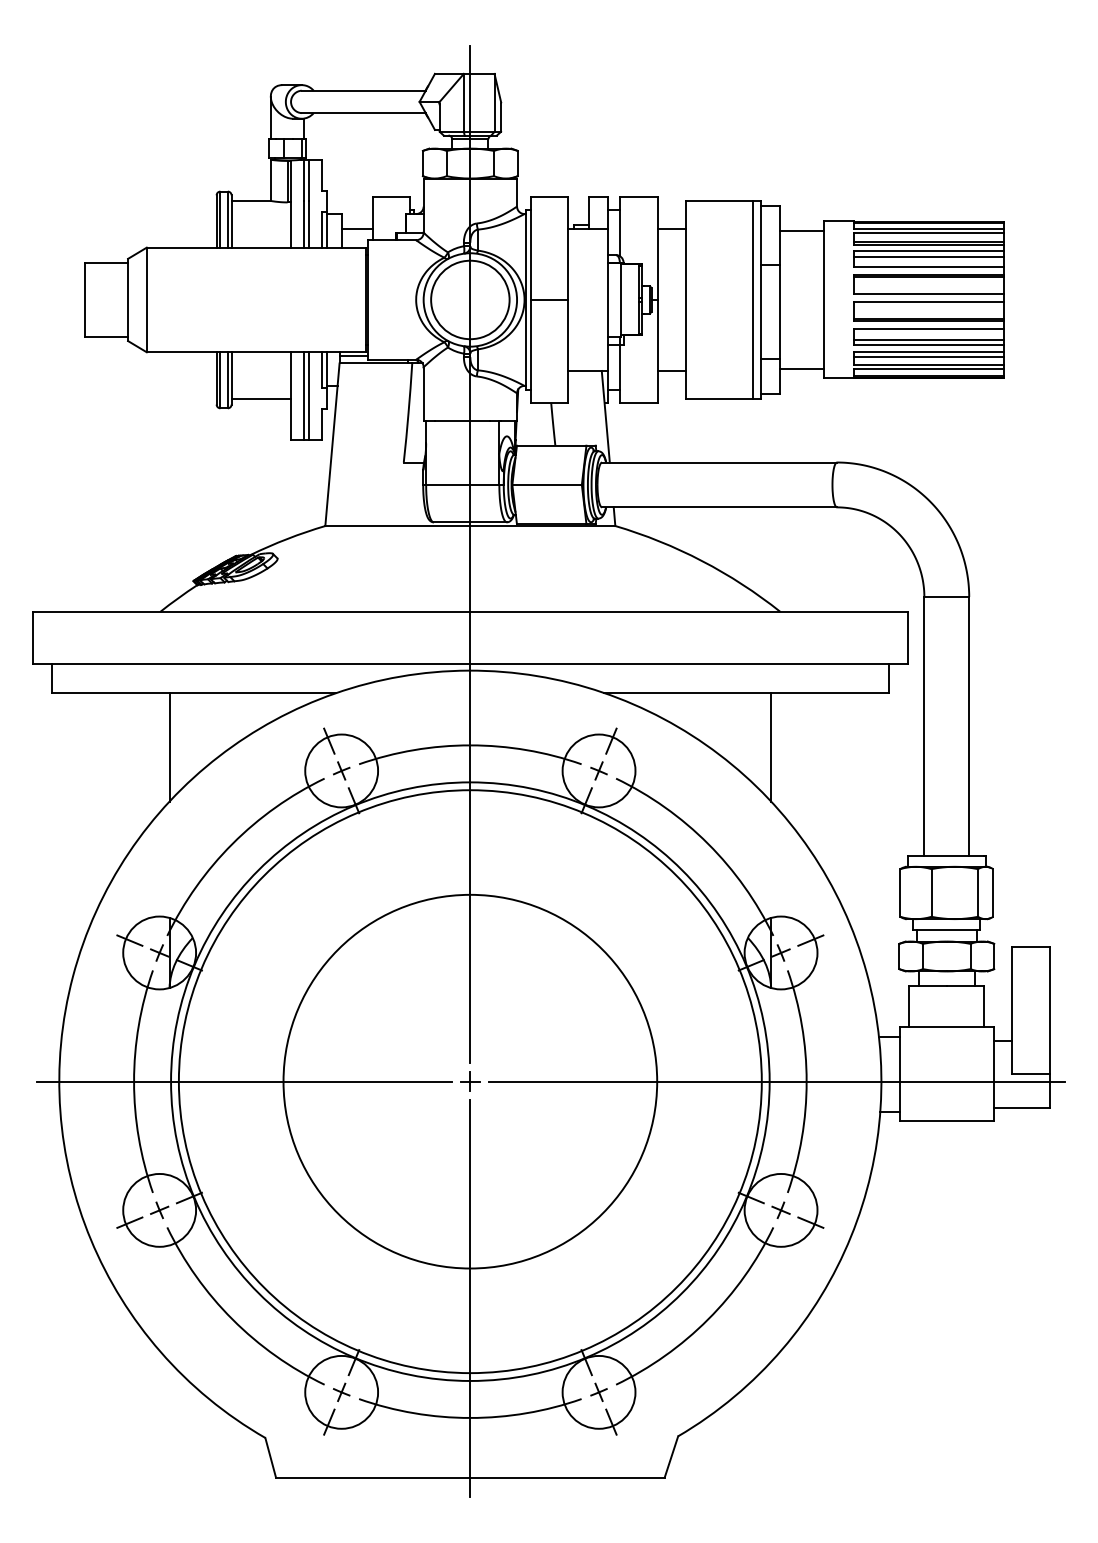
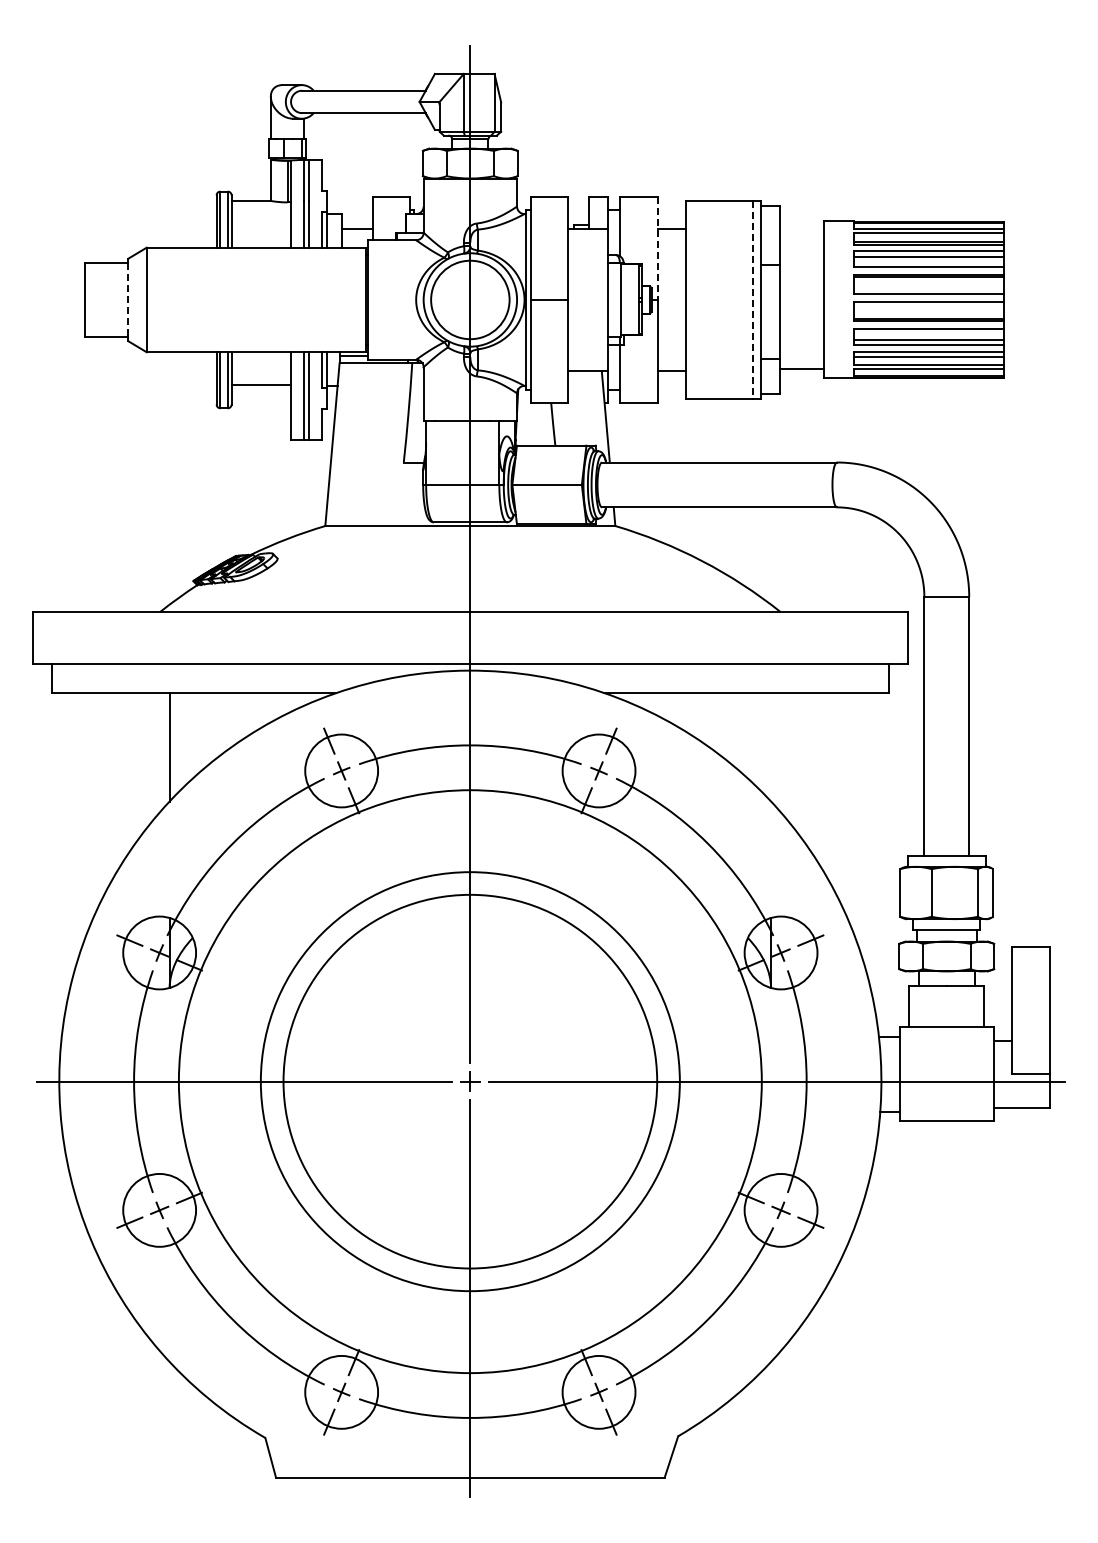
line: present -> none (801, 230)
line: solid -> dashed (657, 249)
line: solid -> dashed (128, 300)
line: solid -> dashed (753, 300)
line position: (261, 398) -> (261, 384) (261, 384)
line: present -> none (771, 747)
circle diameter: 599 px -> 419 px (469, 1081)
